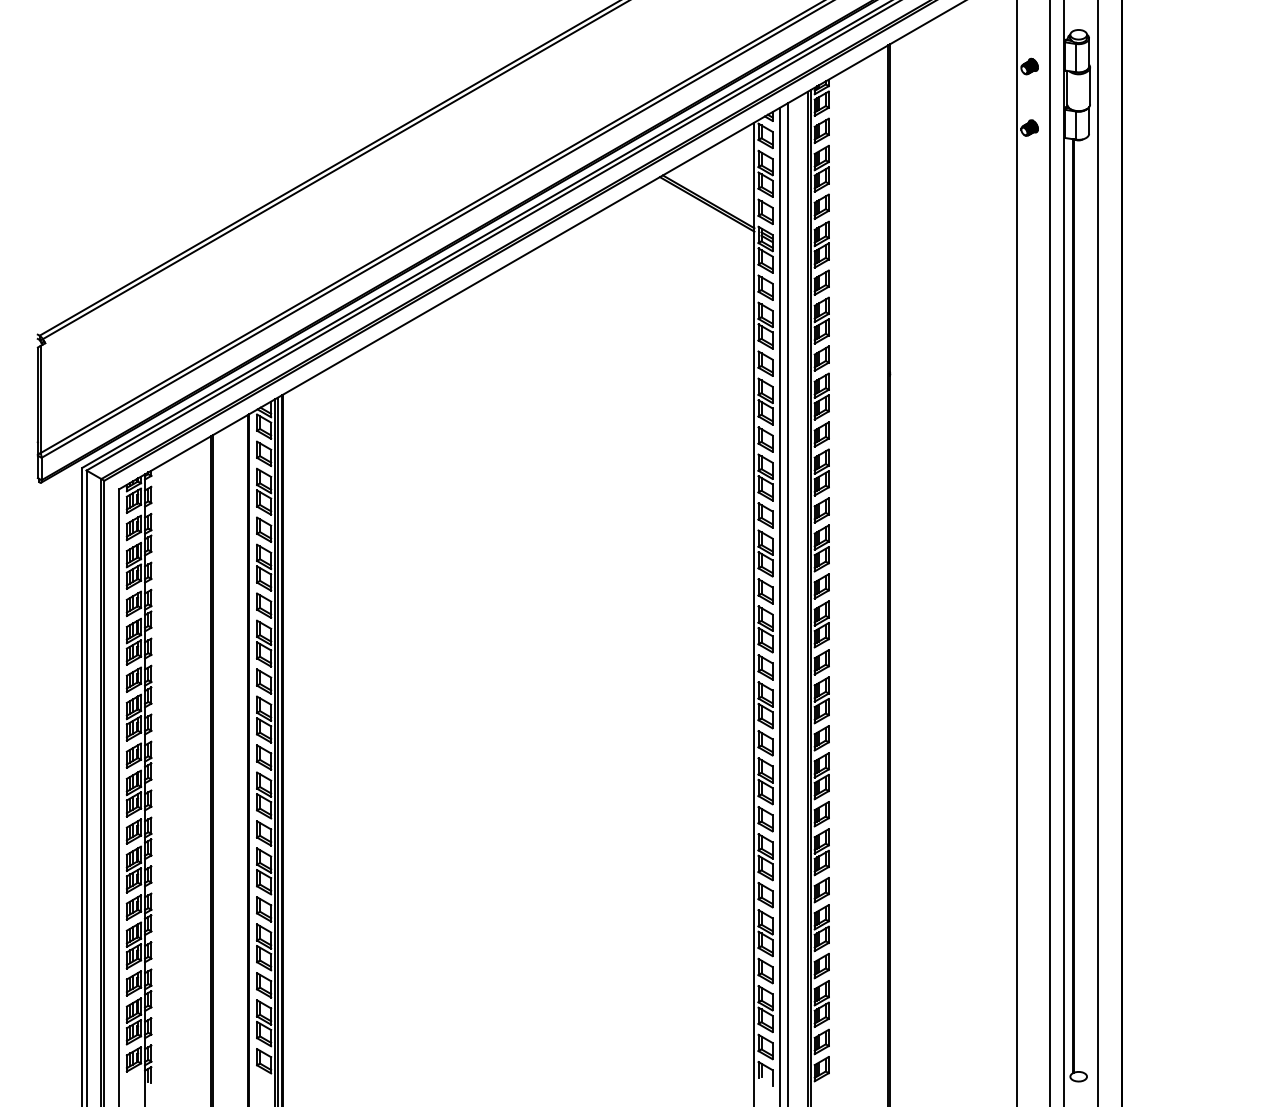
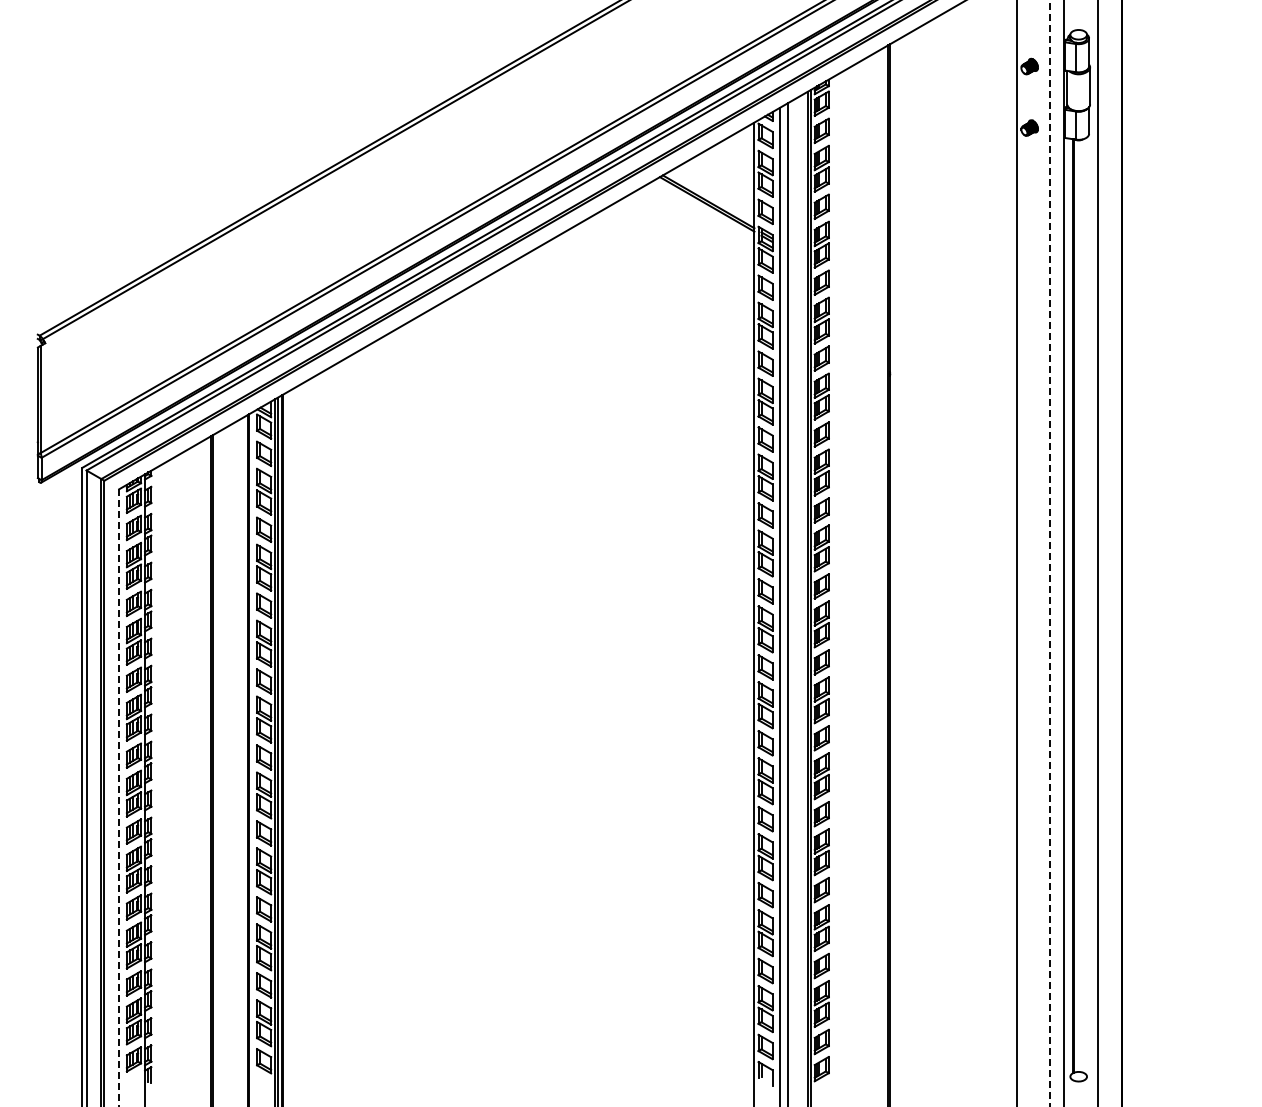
line: solid -> dashed (1049, 553)
line: solid -> dashed (119, 798)
